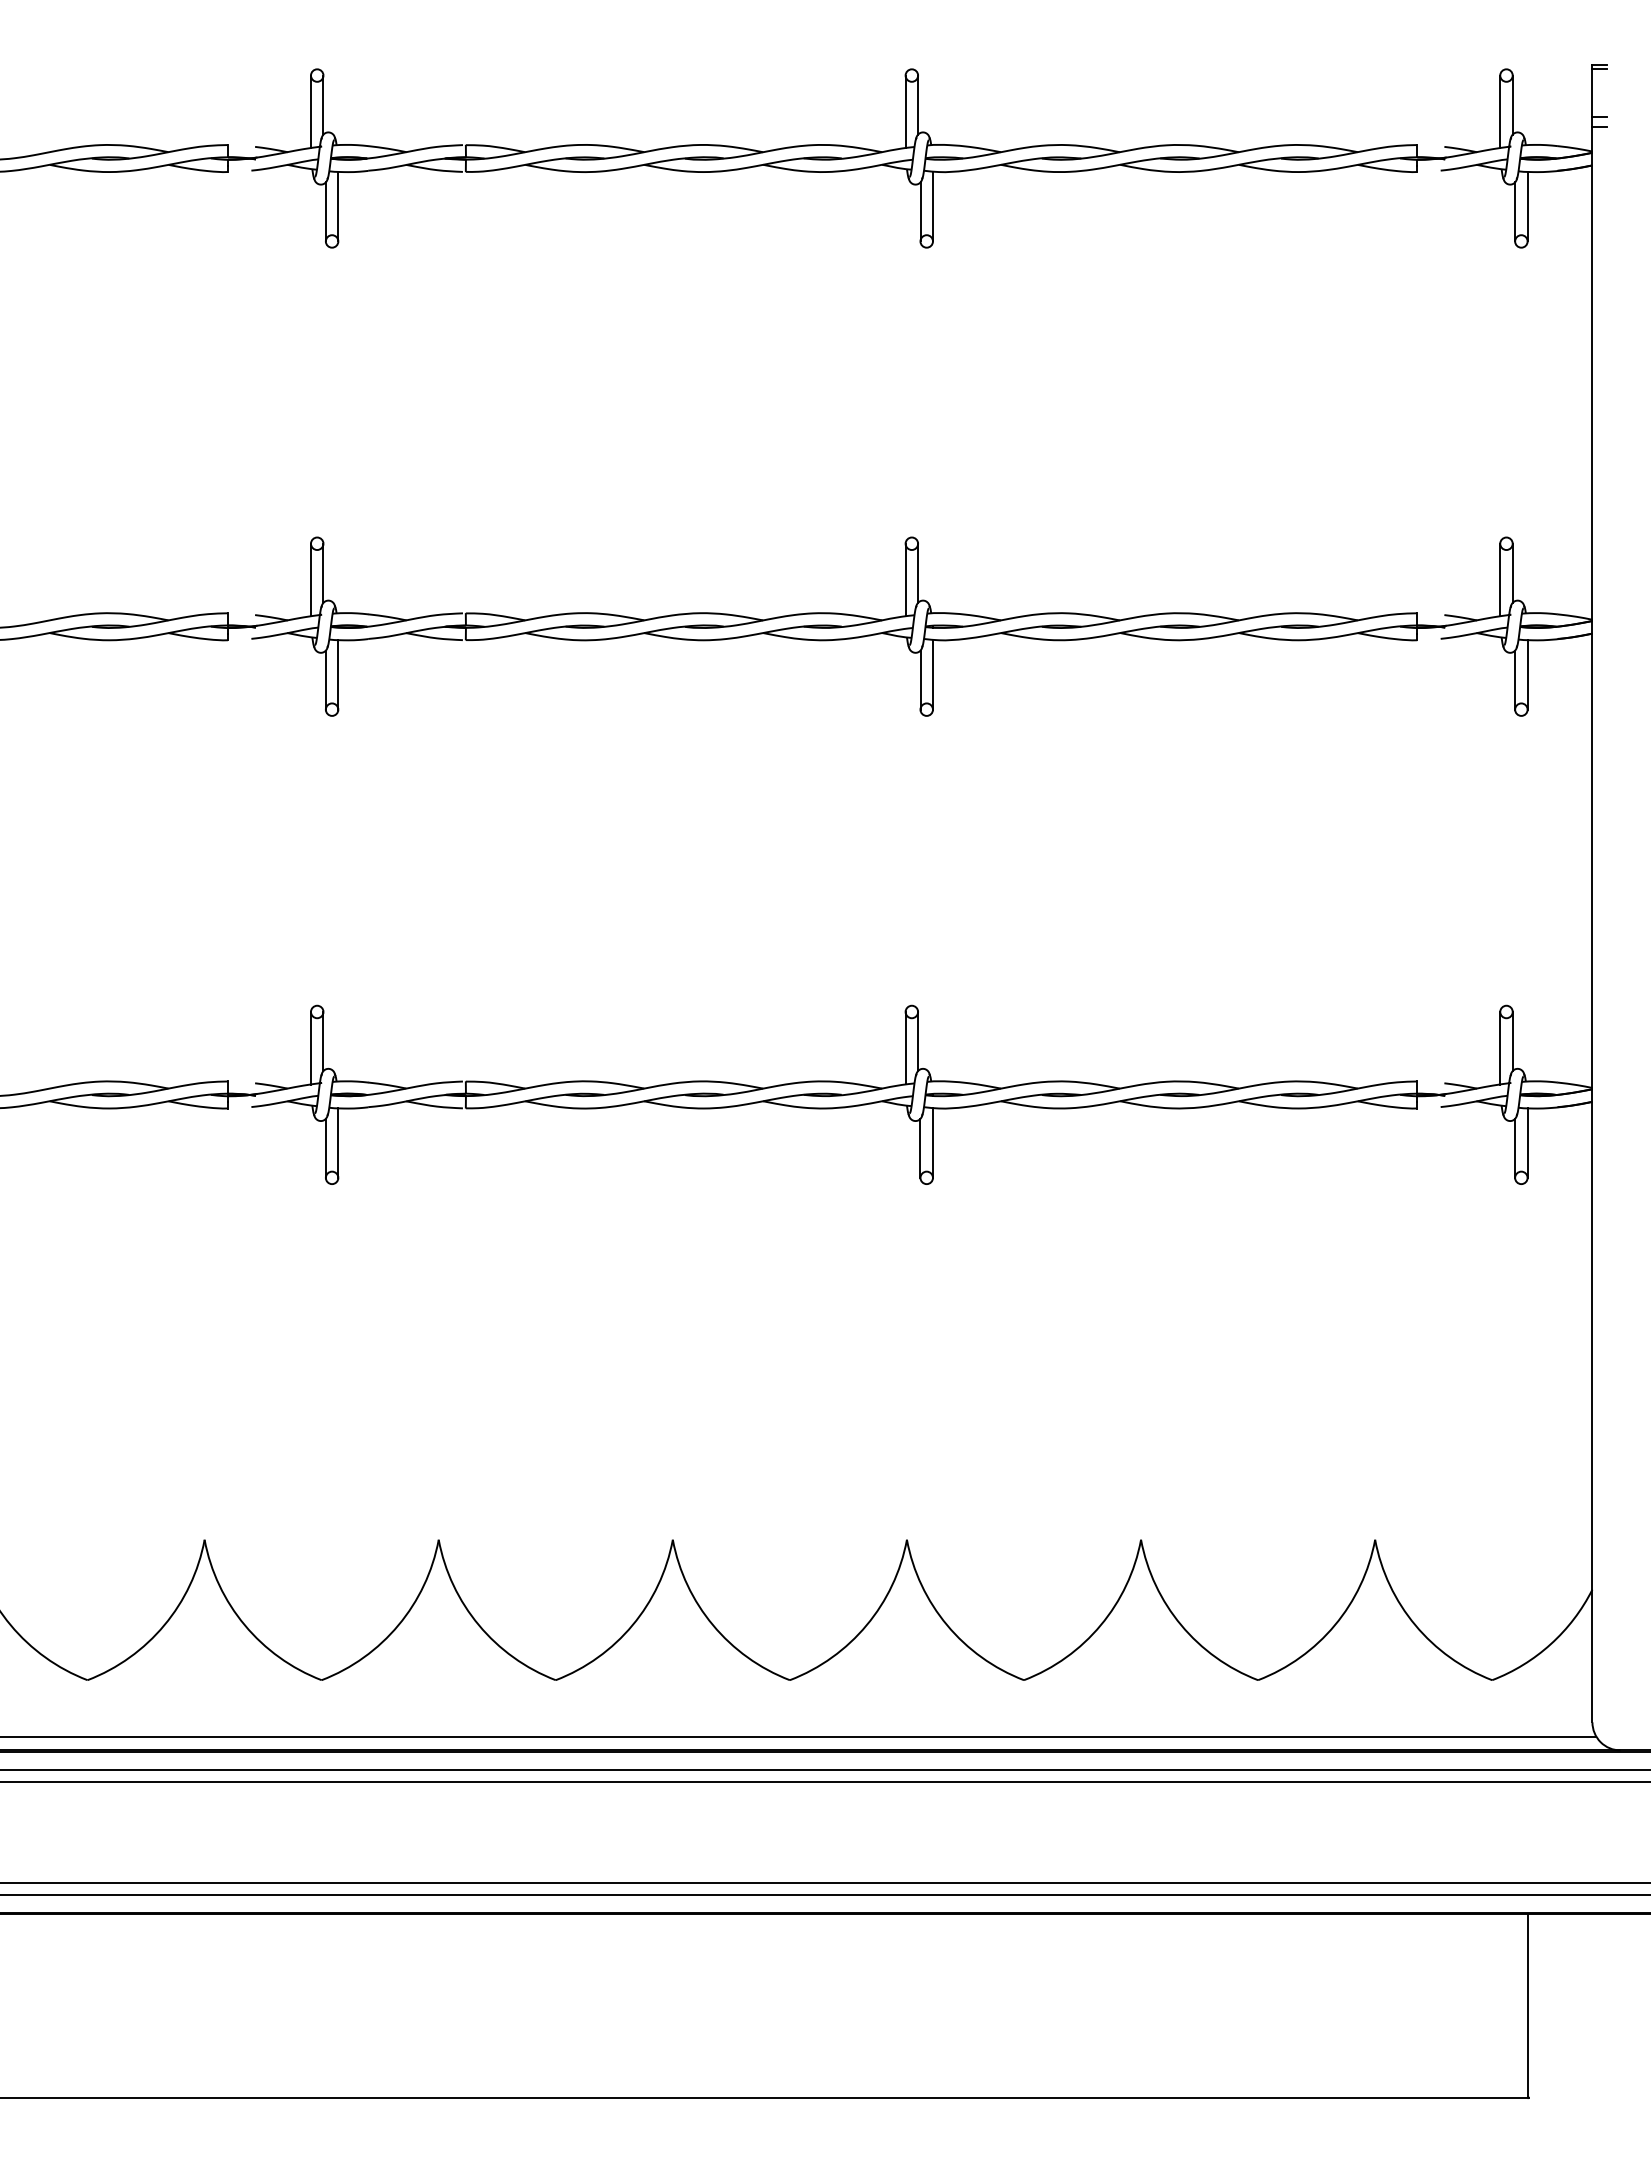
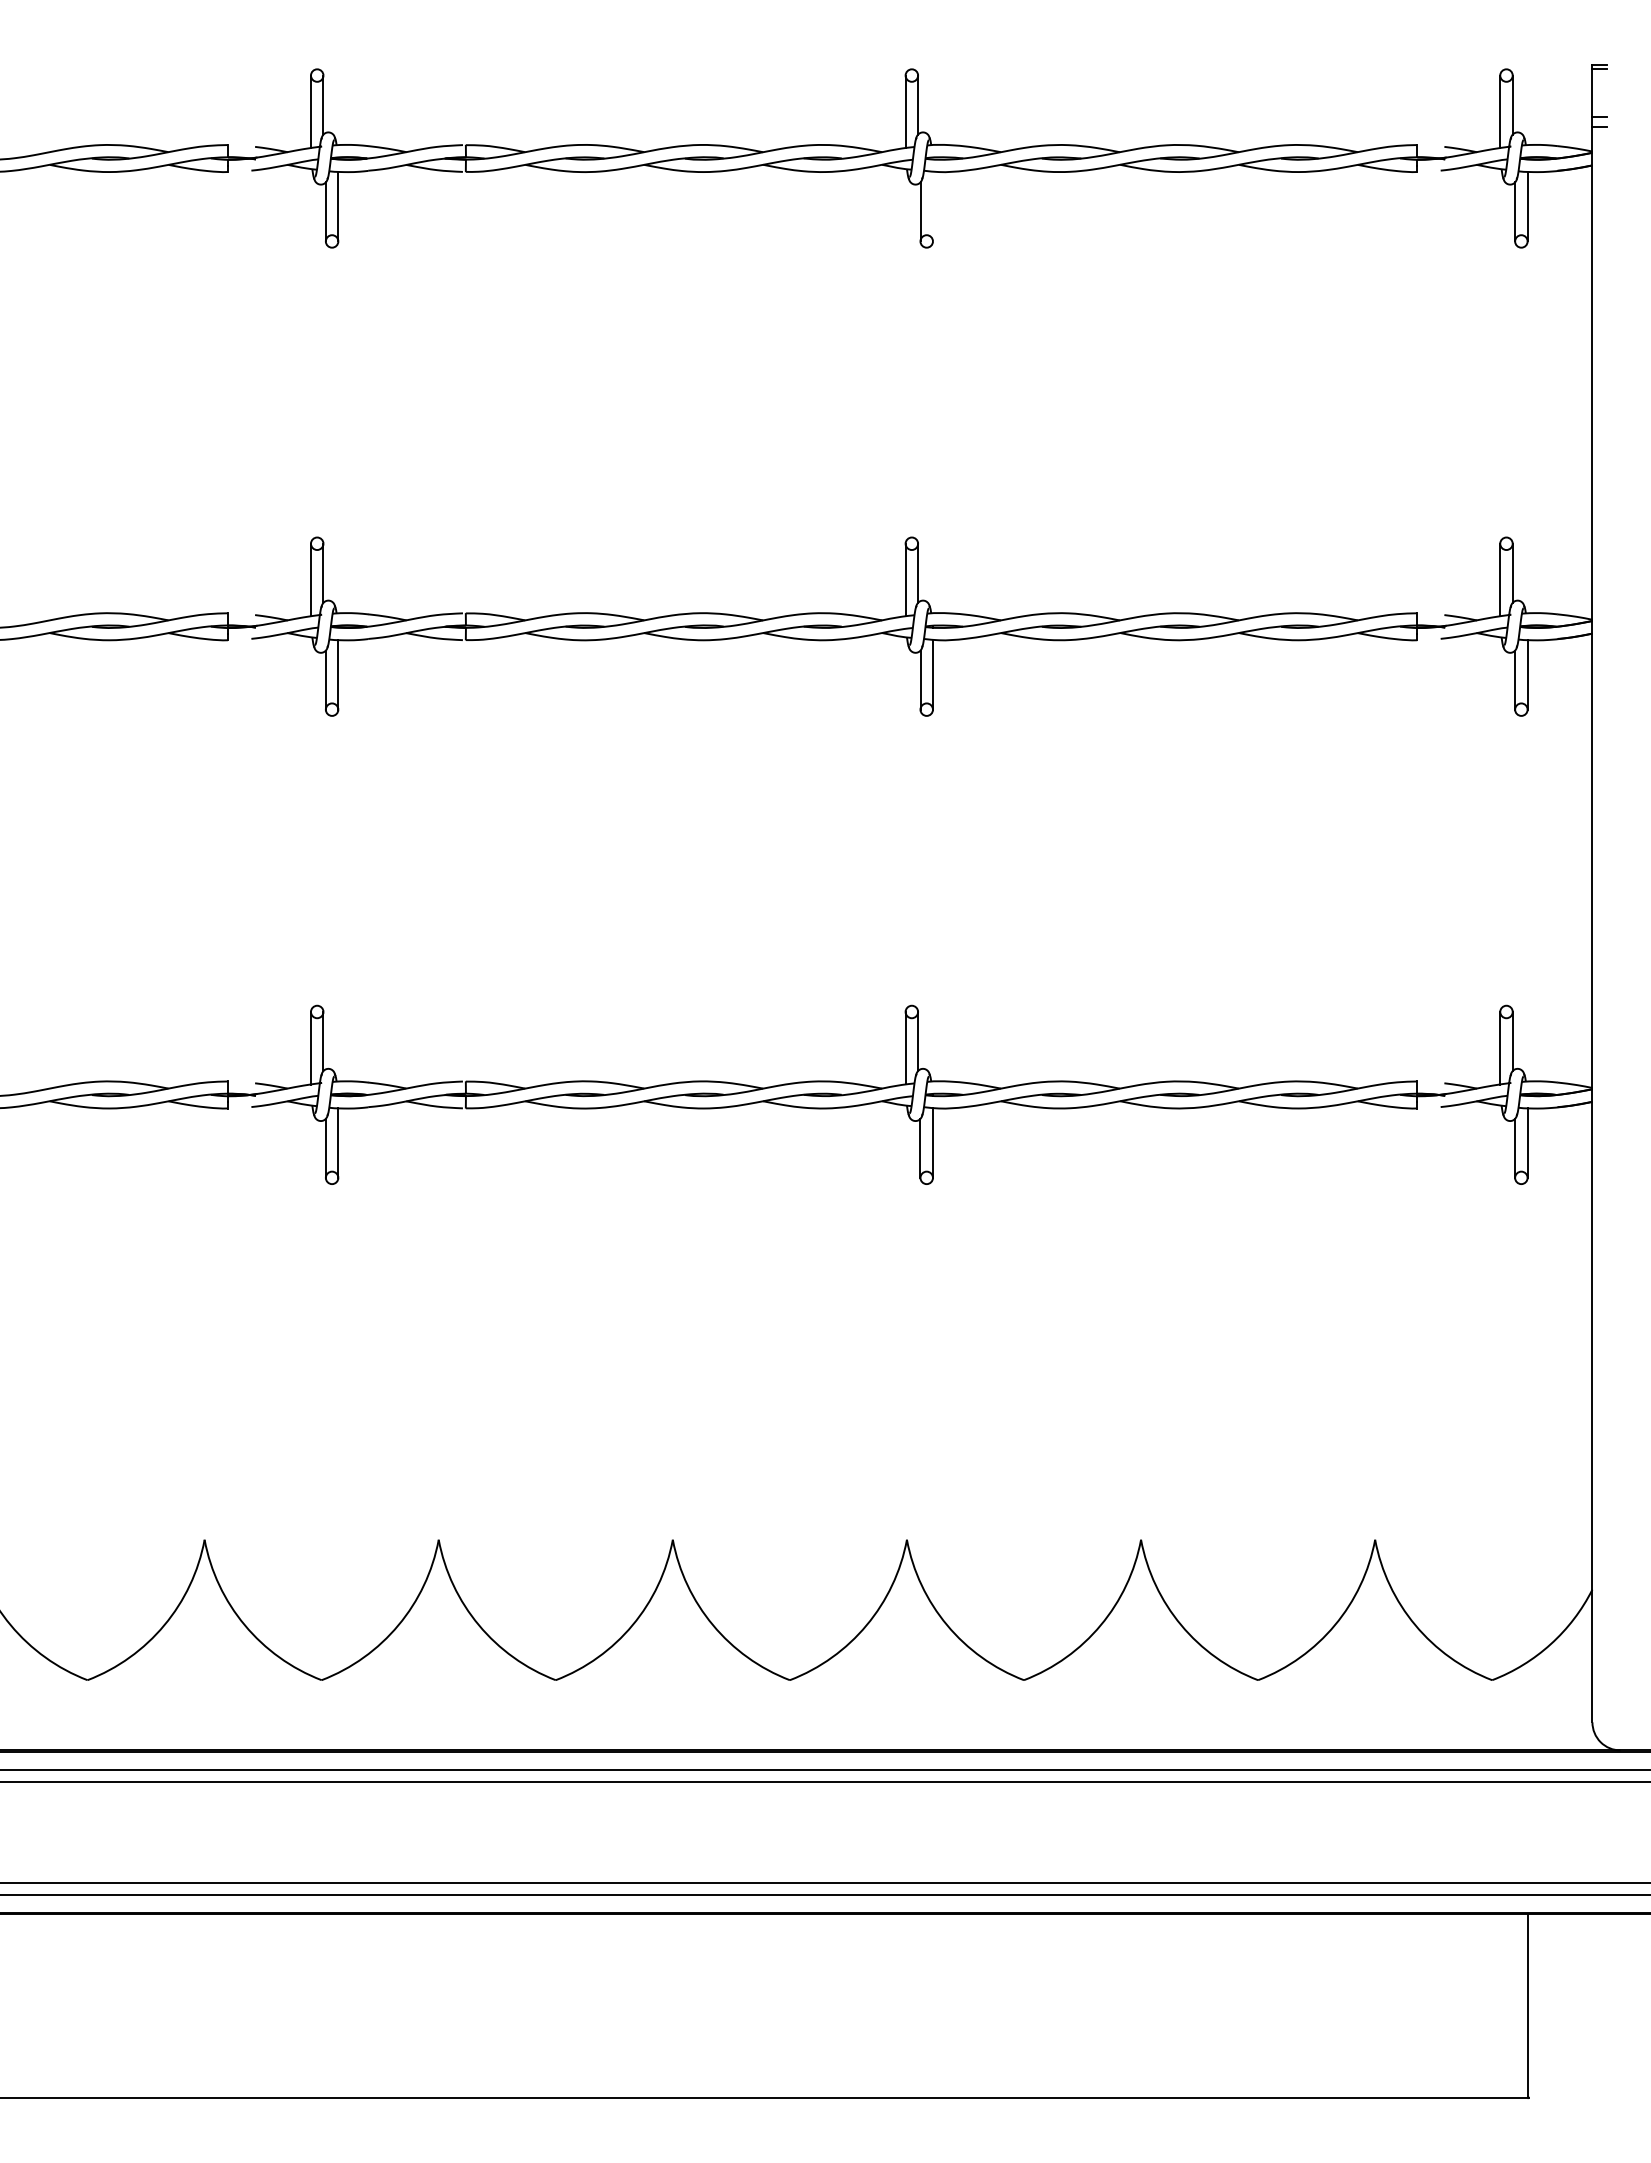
line: present -> none (932, 206)
line: present -> none (799, 1736)
